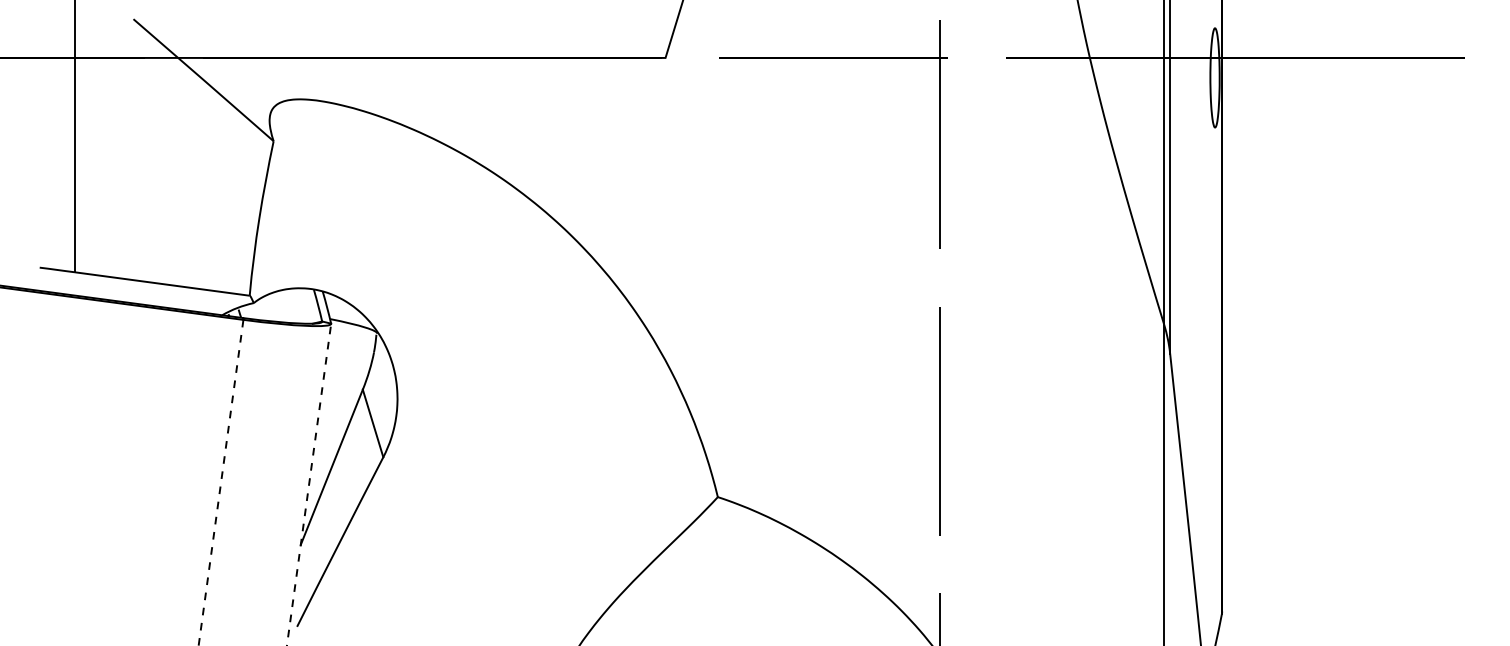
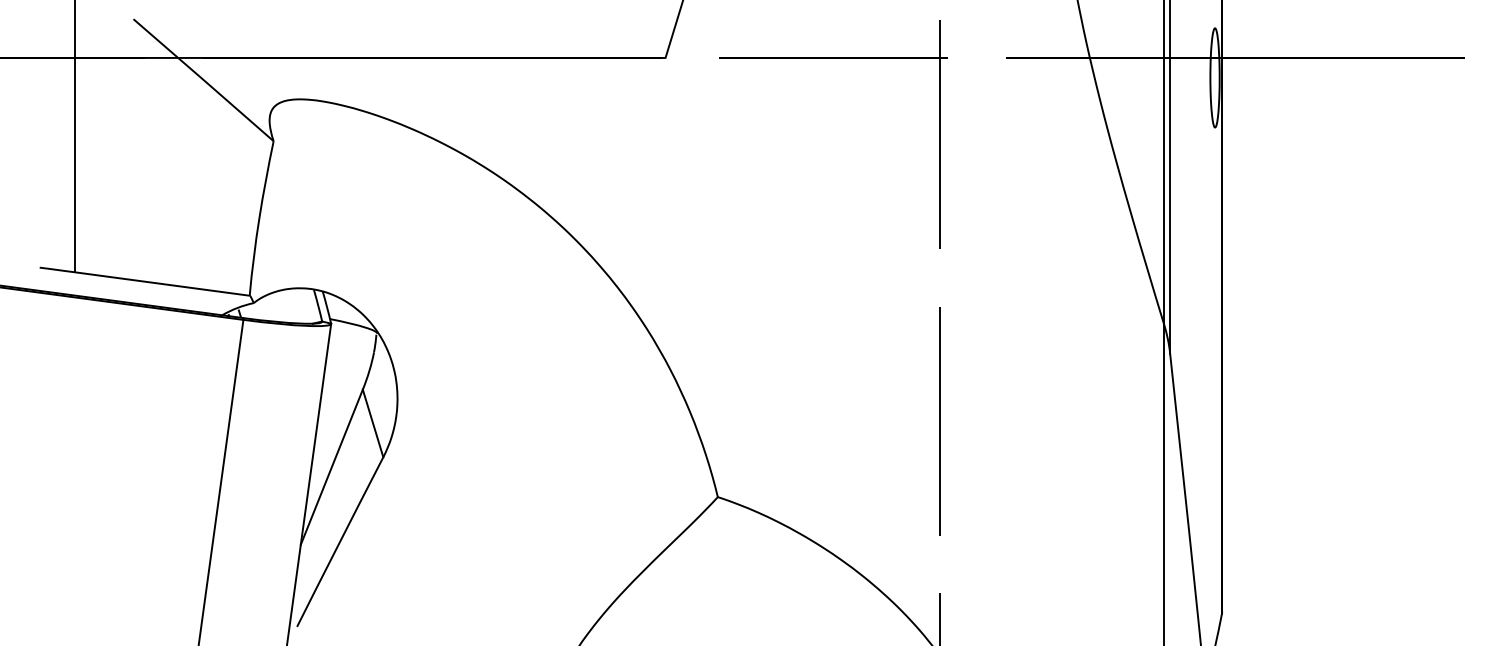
line: dashed -> solid (221, 483)
line: dashed -> solid (309, 484)
